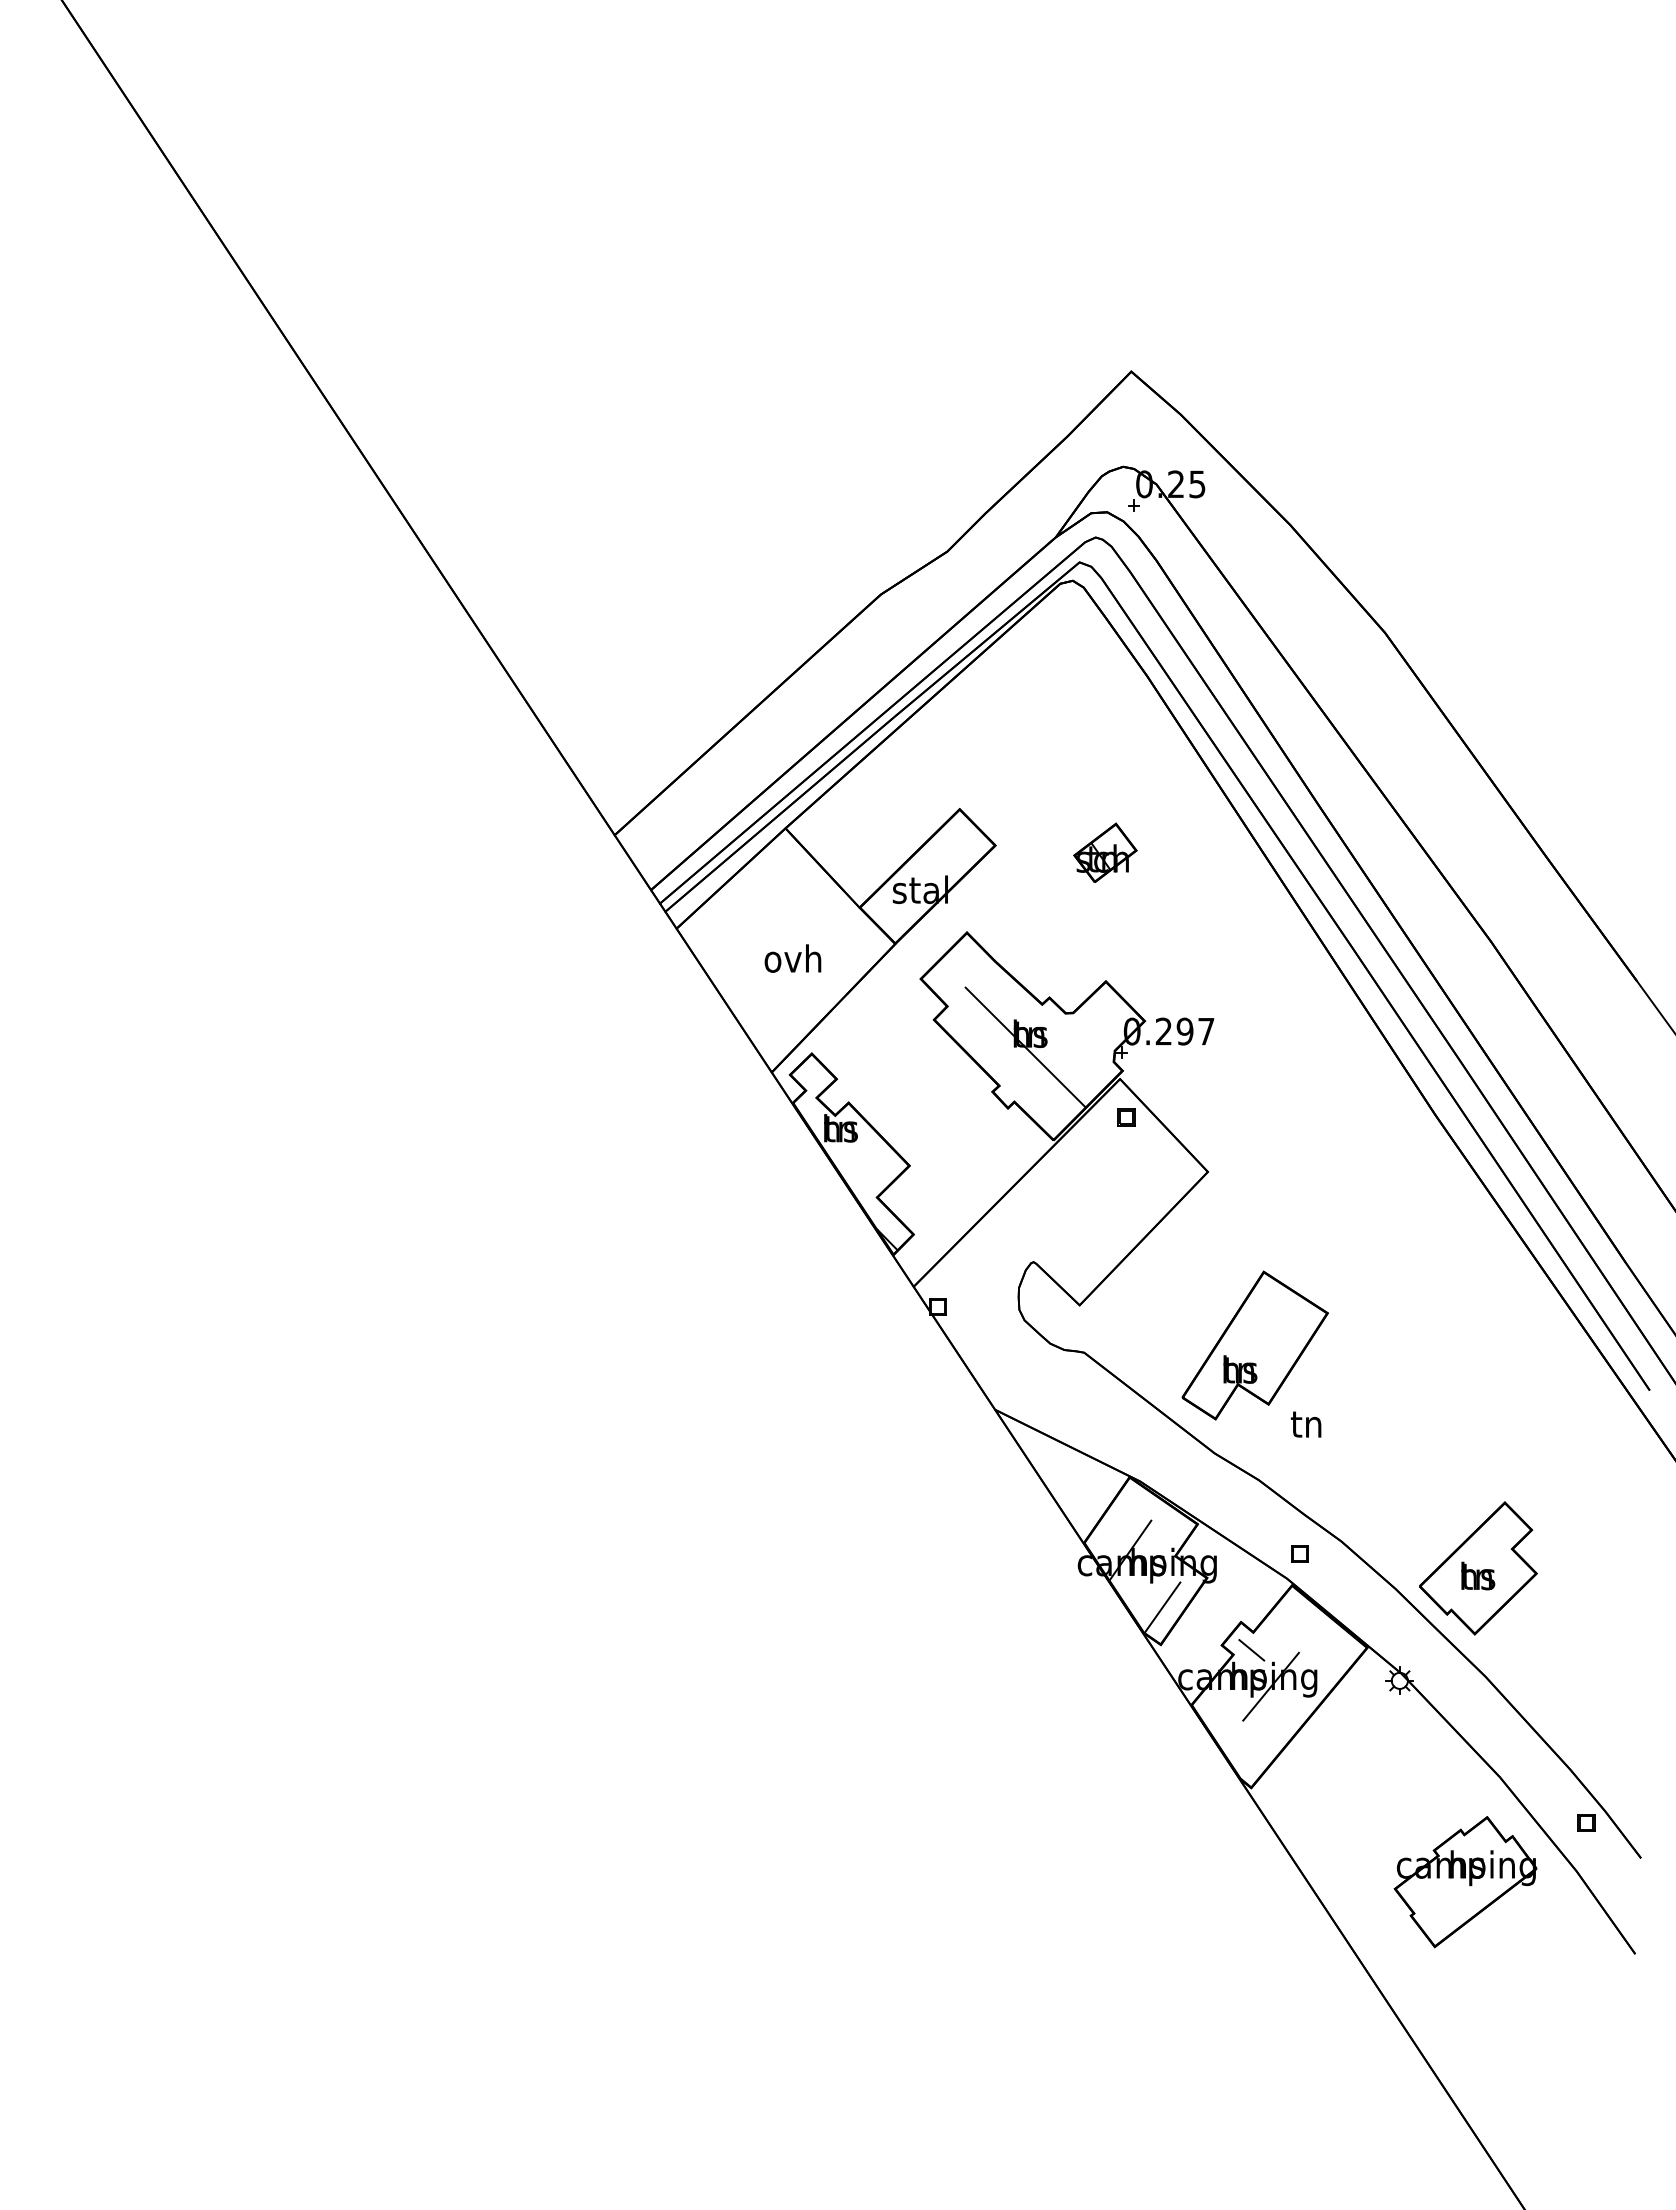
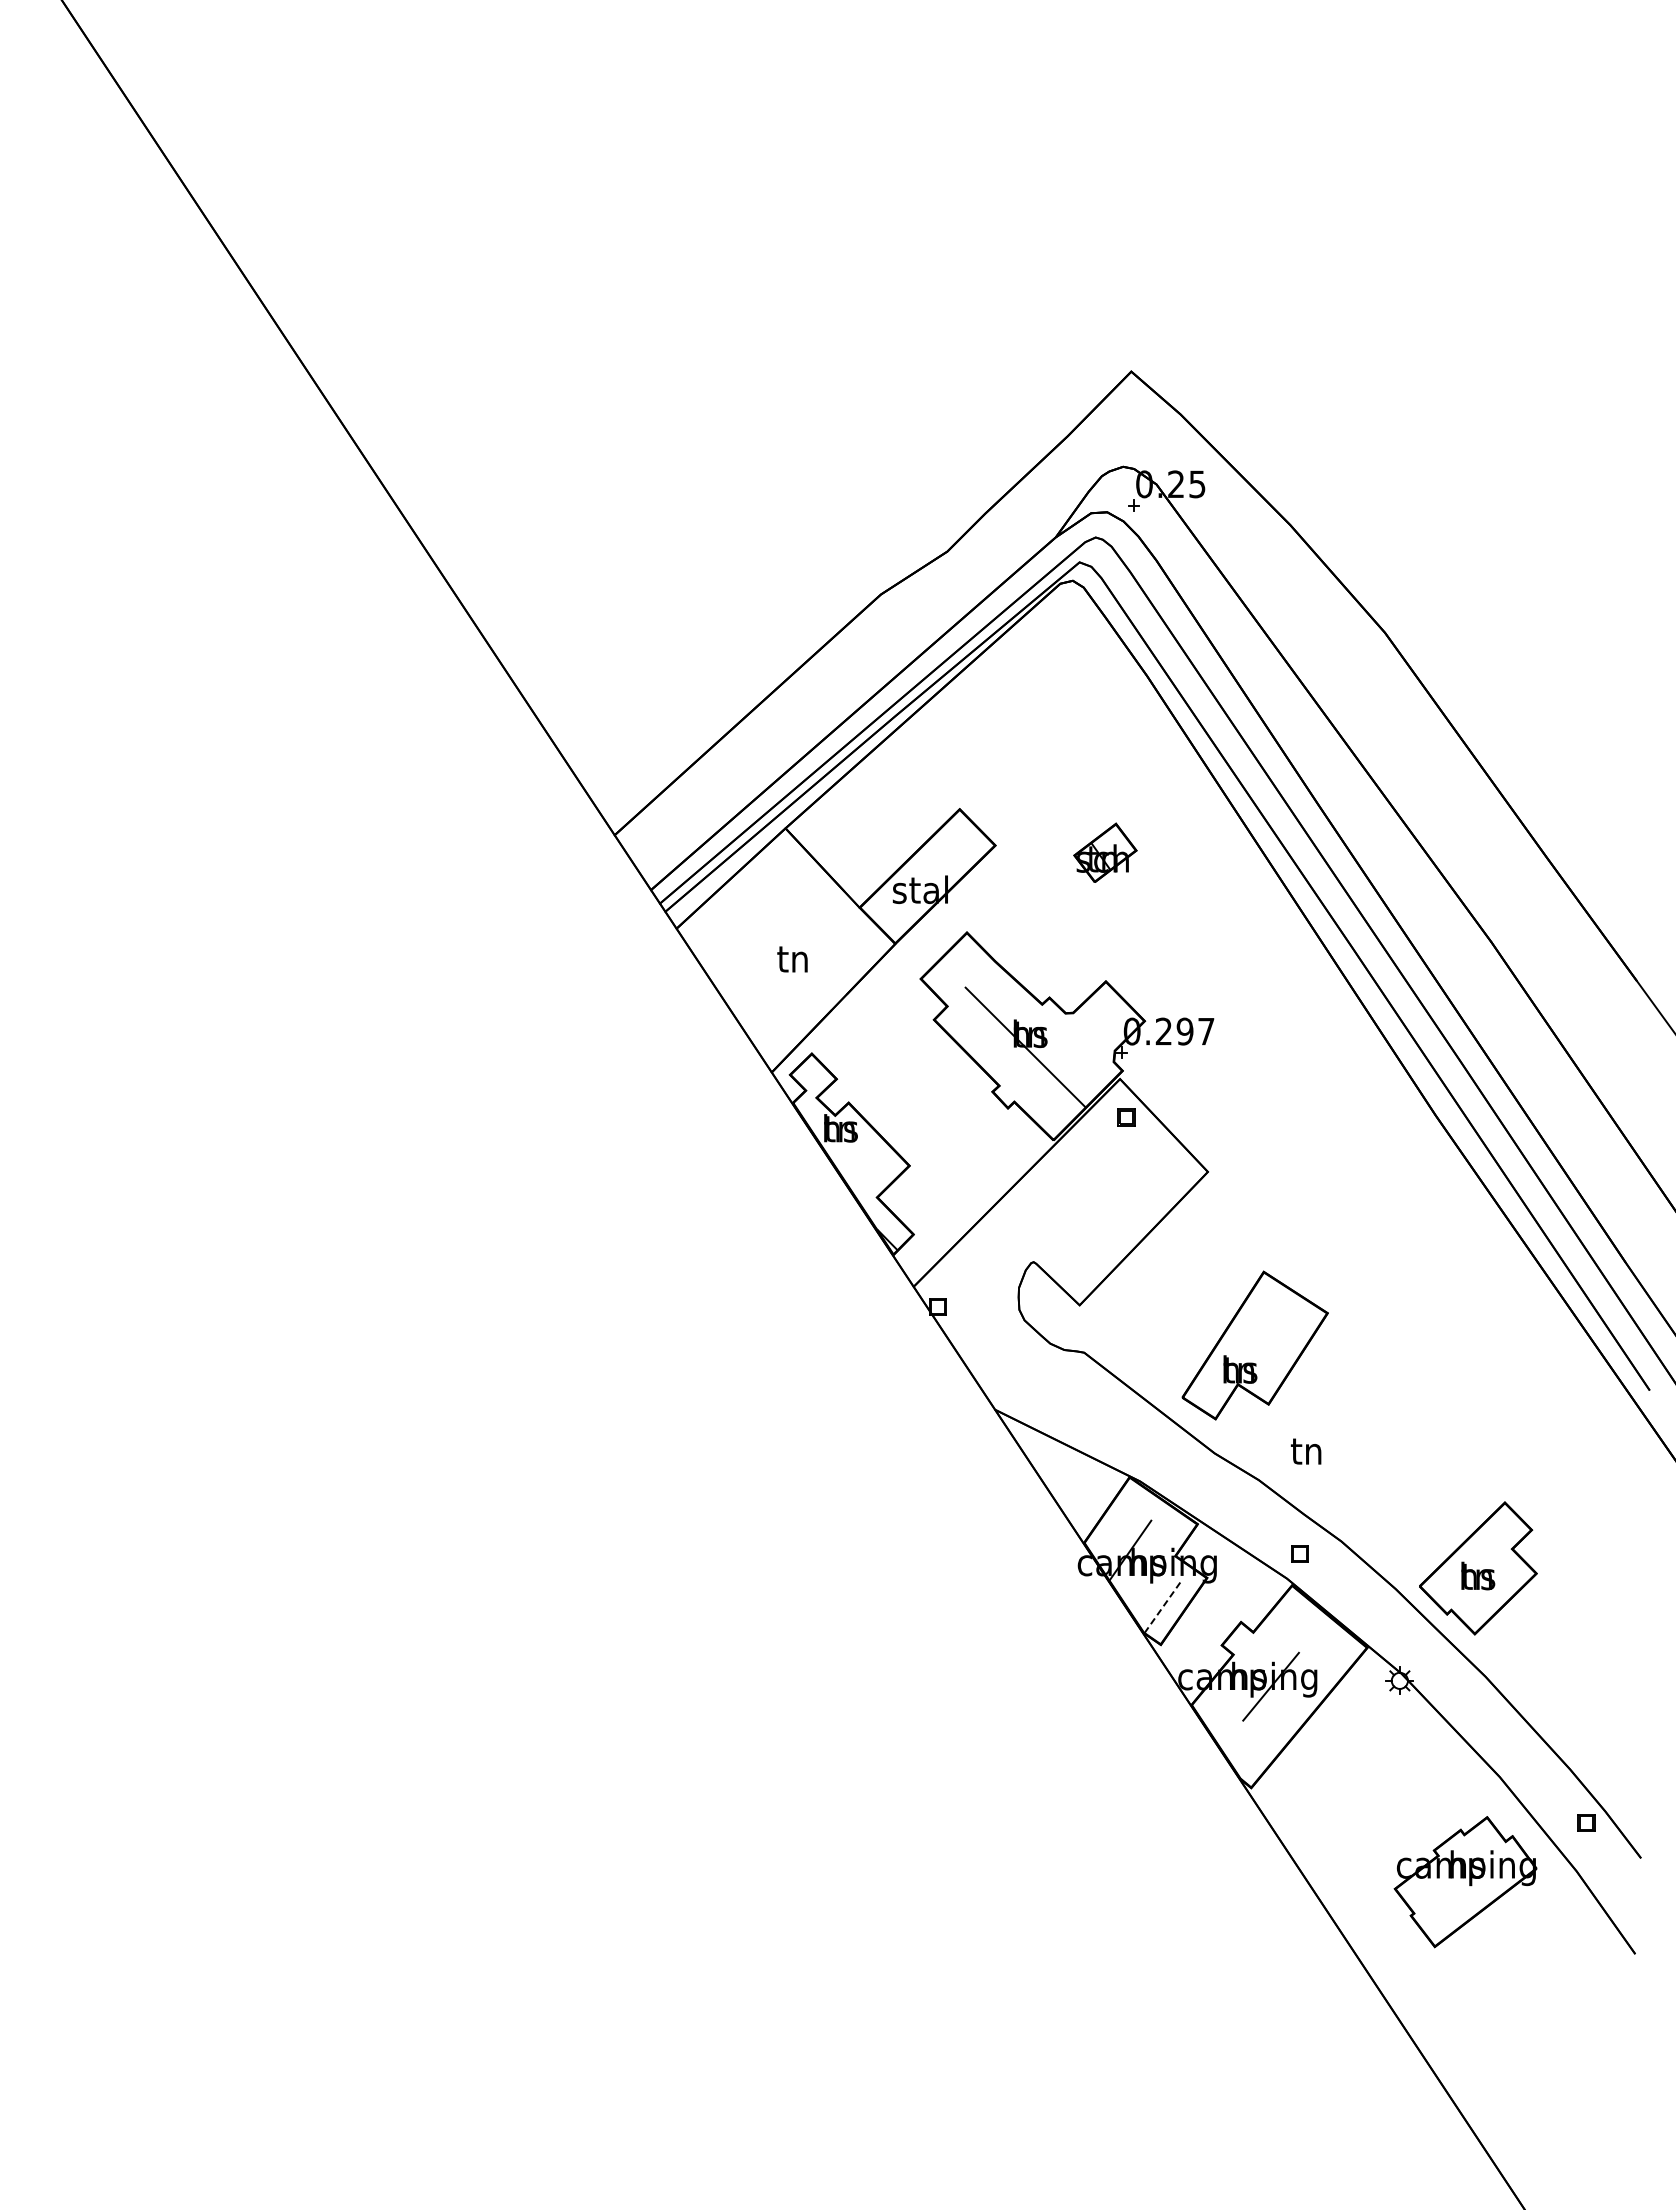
text: ovh -> tn (792, 958)
text position: (1305, 1424) -> (1305, 1451) (1305, 1451)
line: solid -> dashed (1162, 1607)
line: present -> none (1251, 1650)
